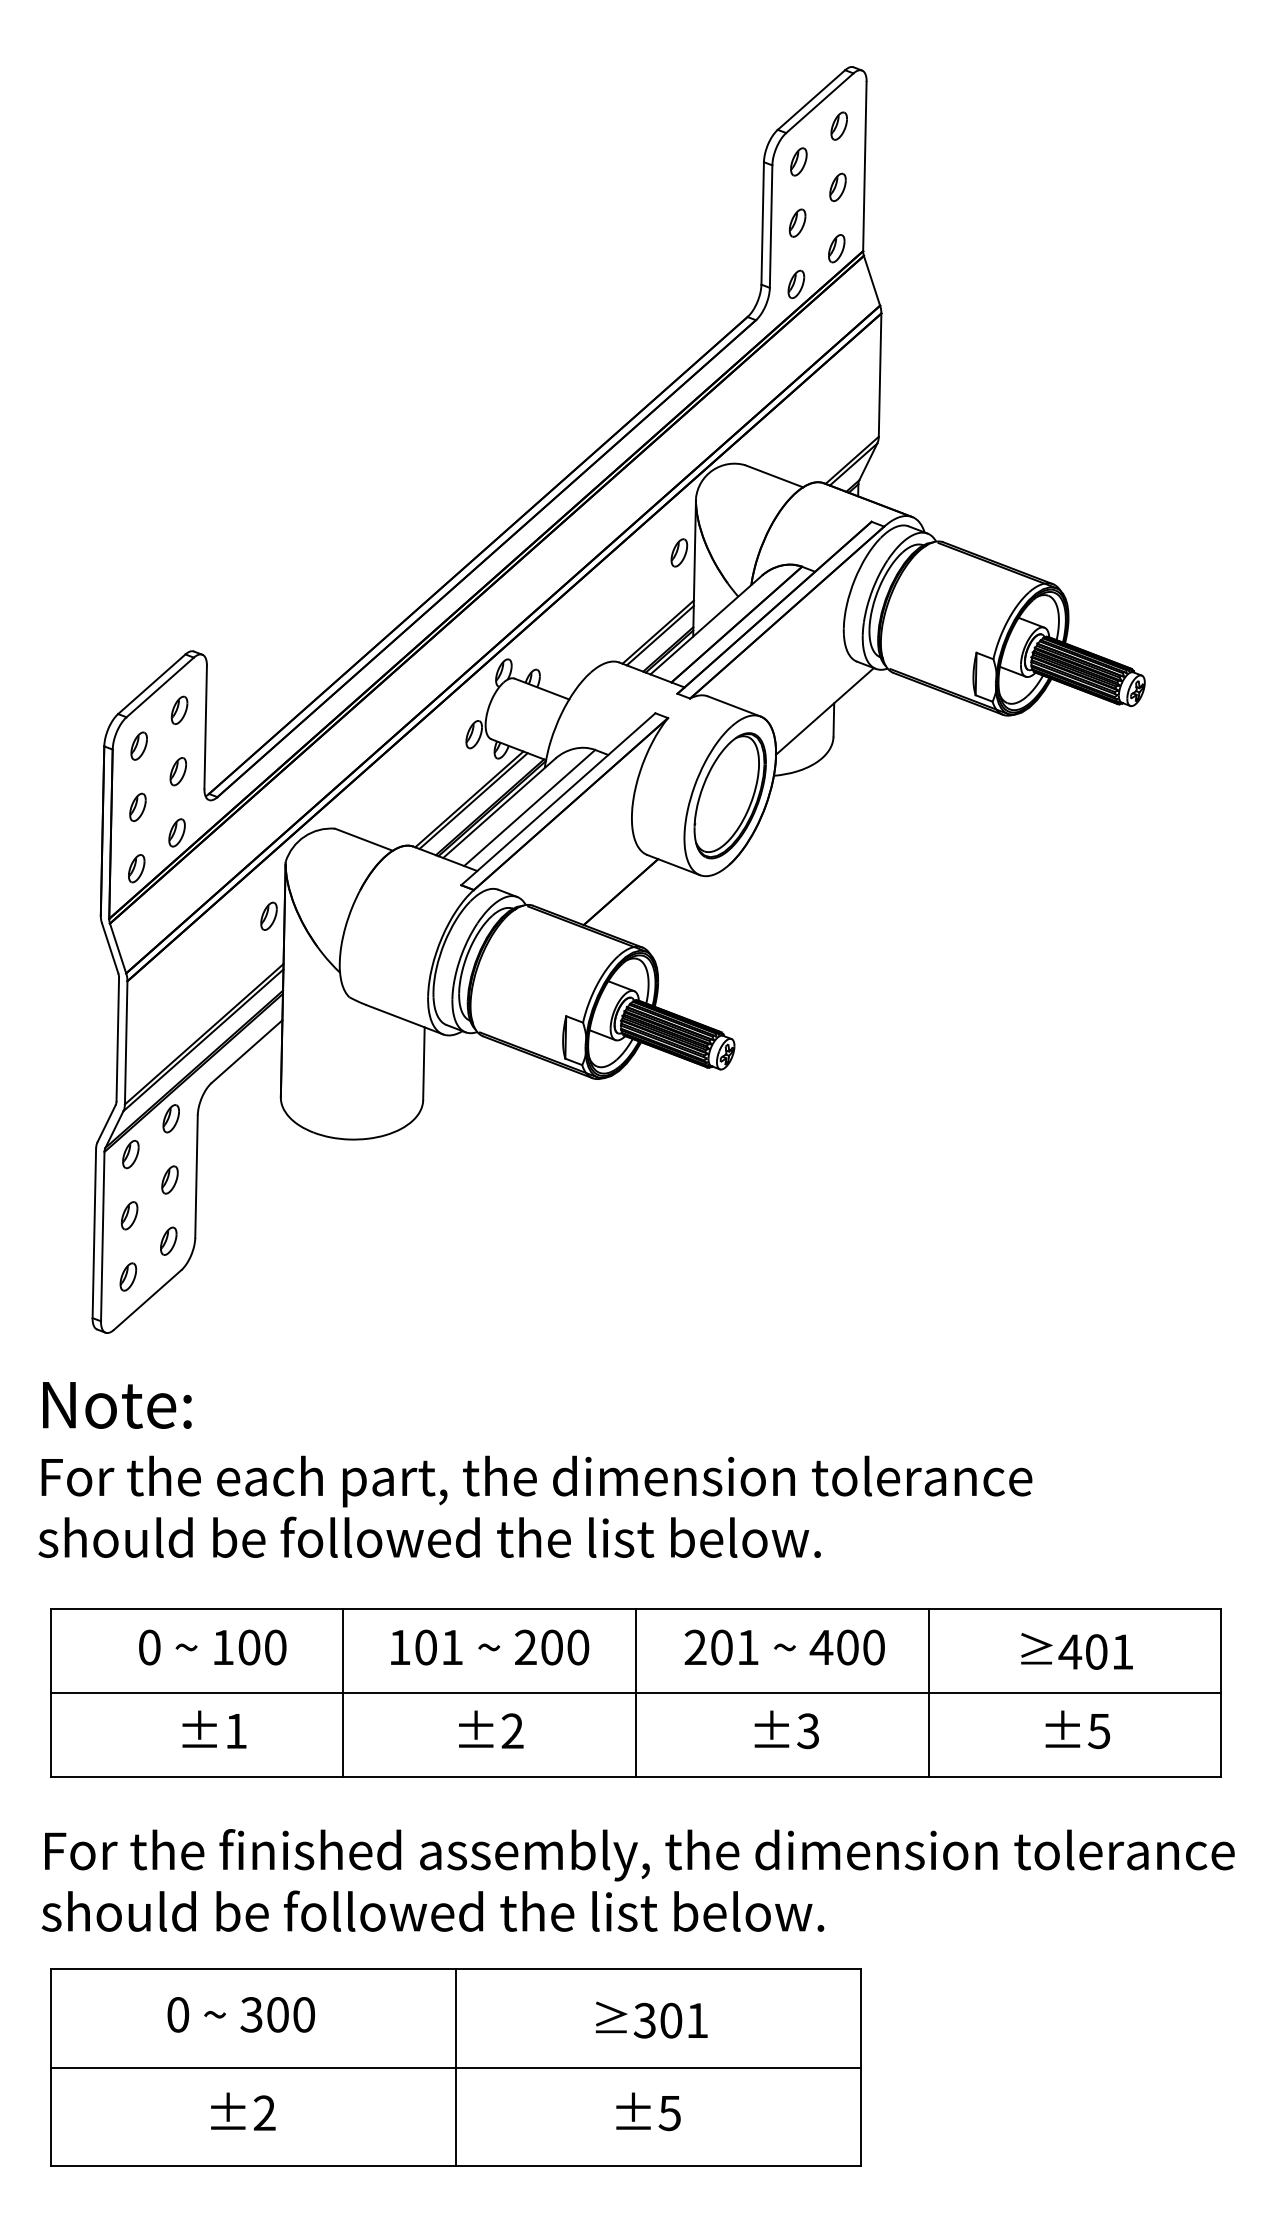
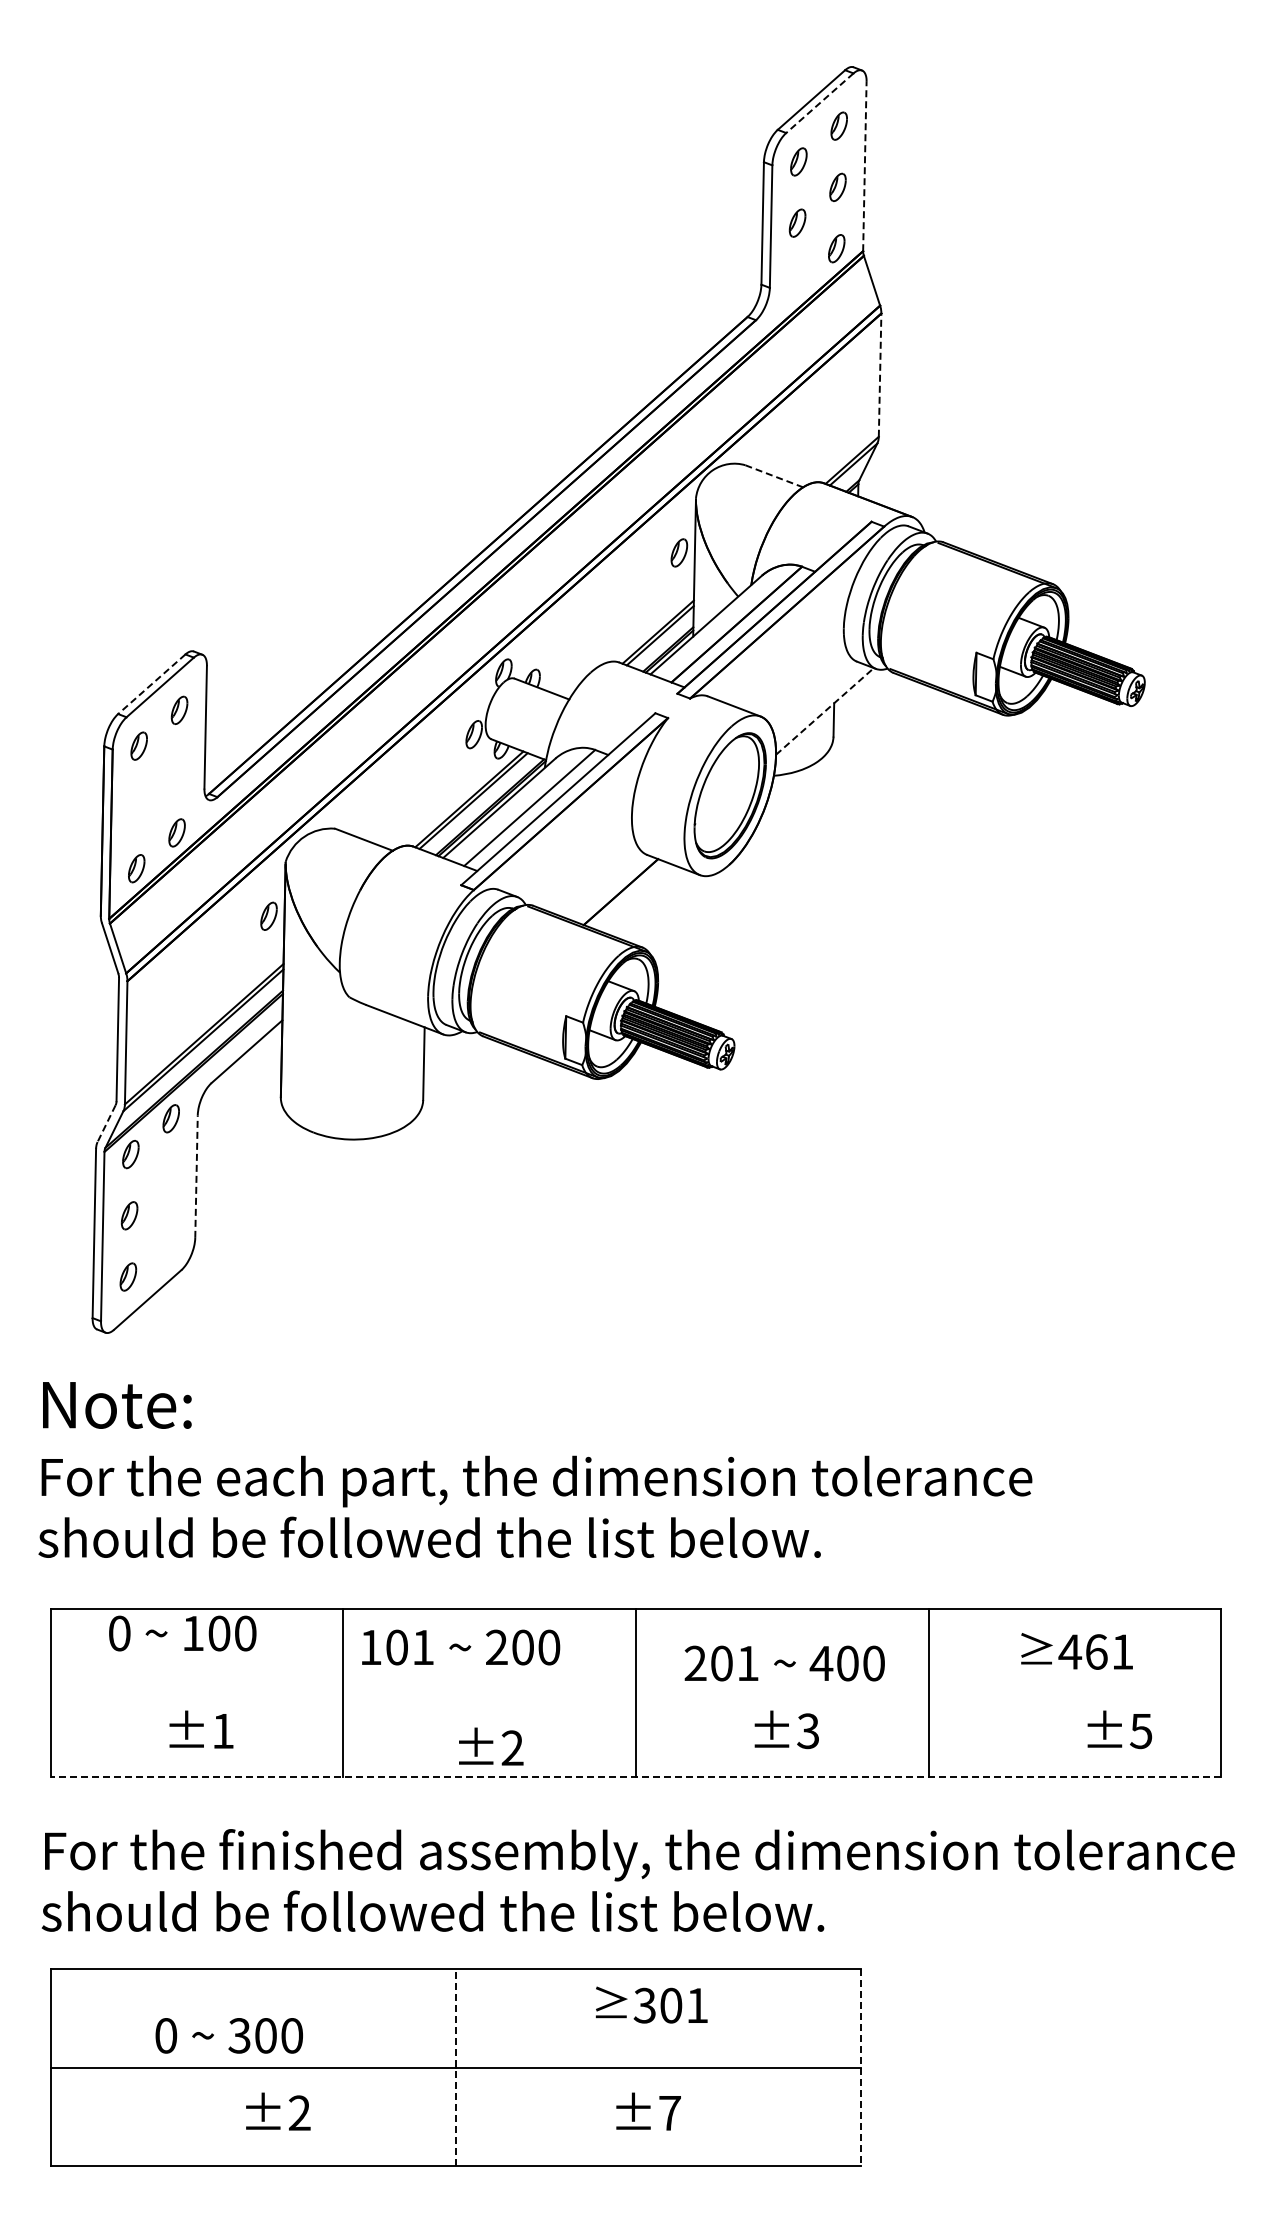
line: solid -> dashed (819, 103)
line: solid -> dashed (864, 166)
part: present -> none (796, 284)
line: solid -> dashed (880, 375)
line: solid -> dashed (774, 476)
line: solid -> dashed (151, 684)
line: solid -> dashed (825, 711)
part: present -> none (177, 771)
part: present -> none (137, 806)
line: solid -> dashed (106, 1124)
line: solid -> dashed (196, 1176)
part: present -> none (169, 1179)
part: present -> none (168, 1240)
text position: (212, 1647) -> (182, 1633) (182, 1633)
text position: (490, 1647) -> (461, 1647) (461, 1647)
text position: (784, 1647) -> (784, 1663) (784, 1663)
text: 401 -> 461 (1096, 1651)
line: present -> none (635, 1693)
text position: (214, 1729) -> (201, 1729) (201, 1729)
text position: (491, 1729) -> (491, 1746) (491, 1746)
text position: (1077, 1729) -> (1119, 1729) (1119, 1729)
line: solid -> dashed (635, 1776)
text position: (240, 2014) -> (228, 2035) (228, 2035)
text position: (651, 2019) -> (651, 2004) (651, 2004)
line: solid -> dashed (456, 2067)
line: solid -> dashed (861, 2068)
text position: (243, 2111) -> (278, 2111) (278, 2111)
text: ±5 -> ±7 (669, 2113)
